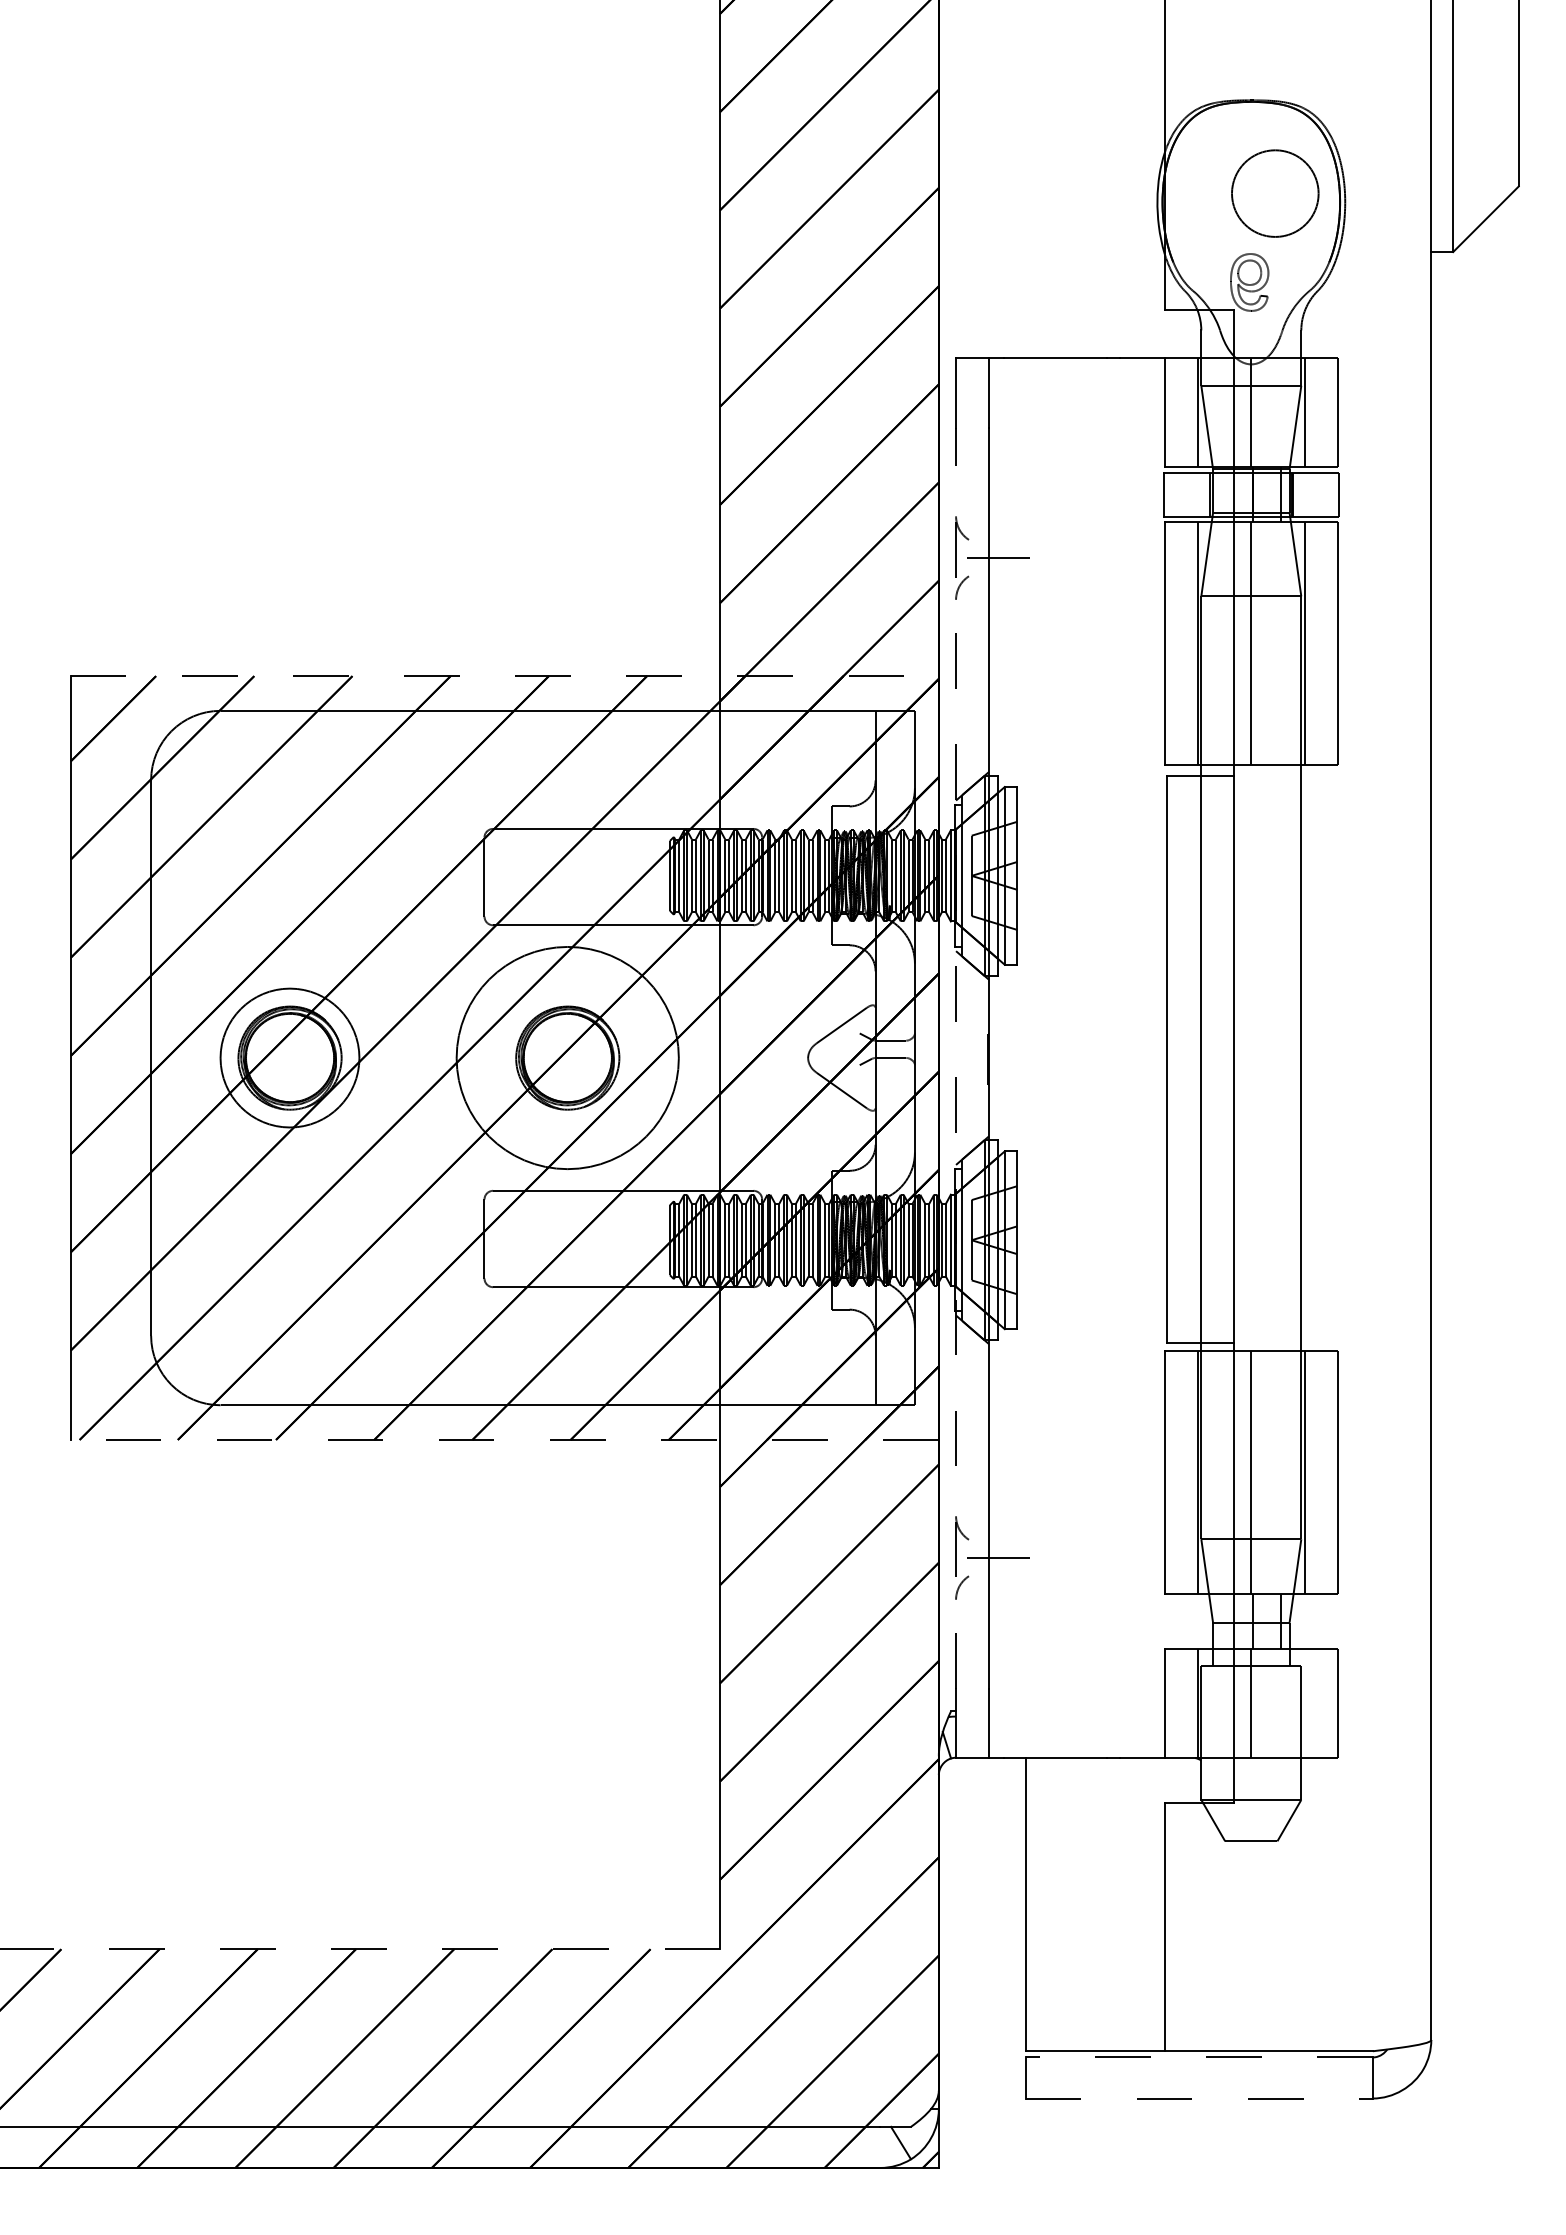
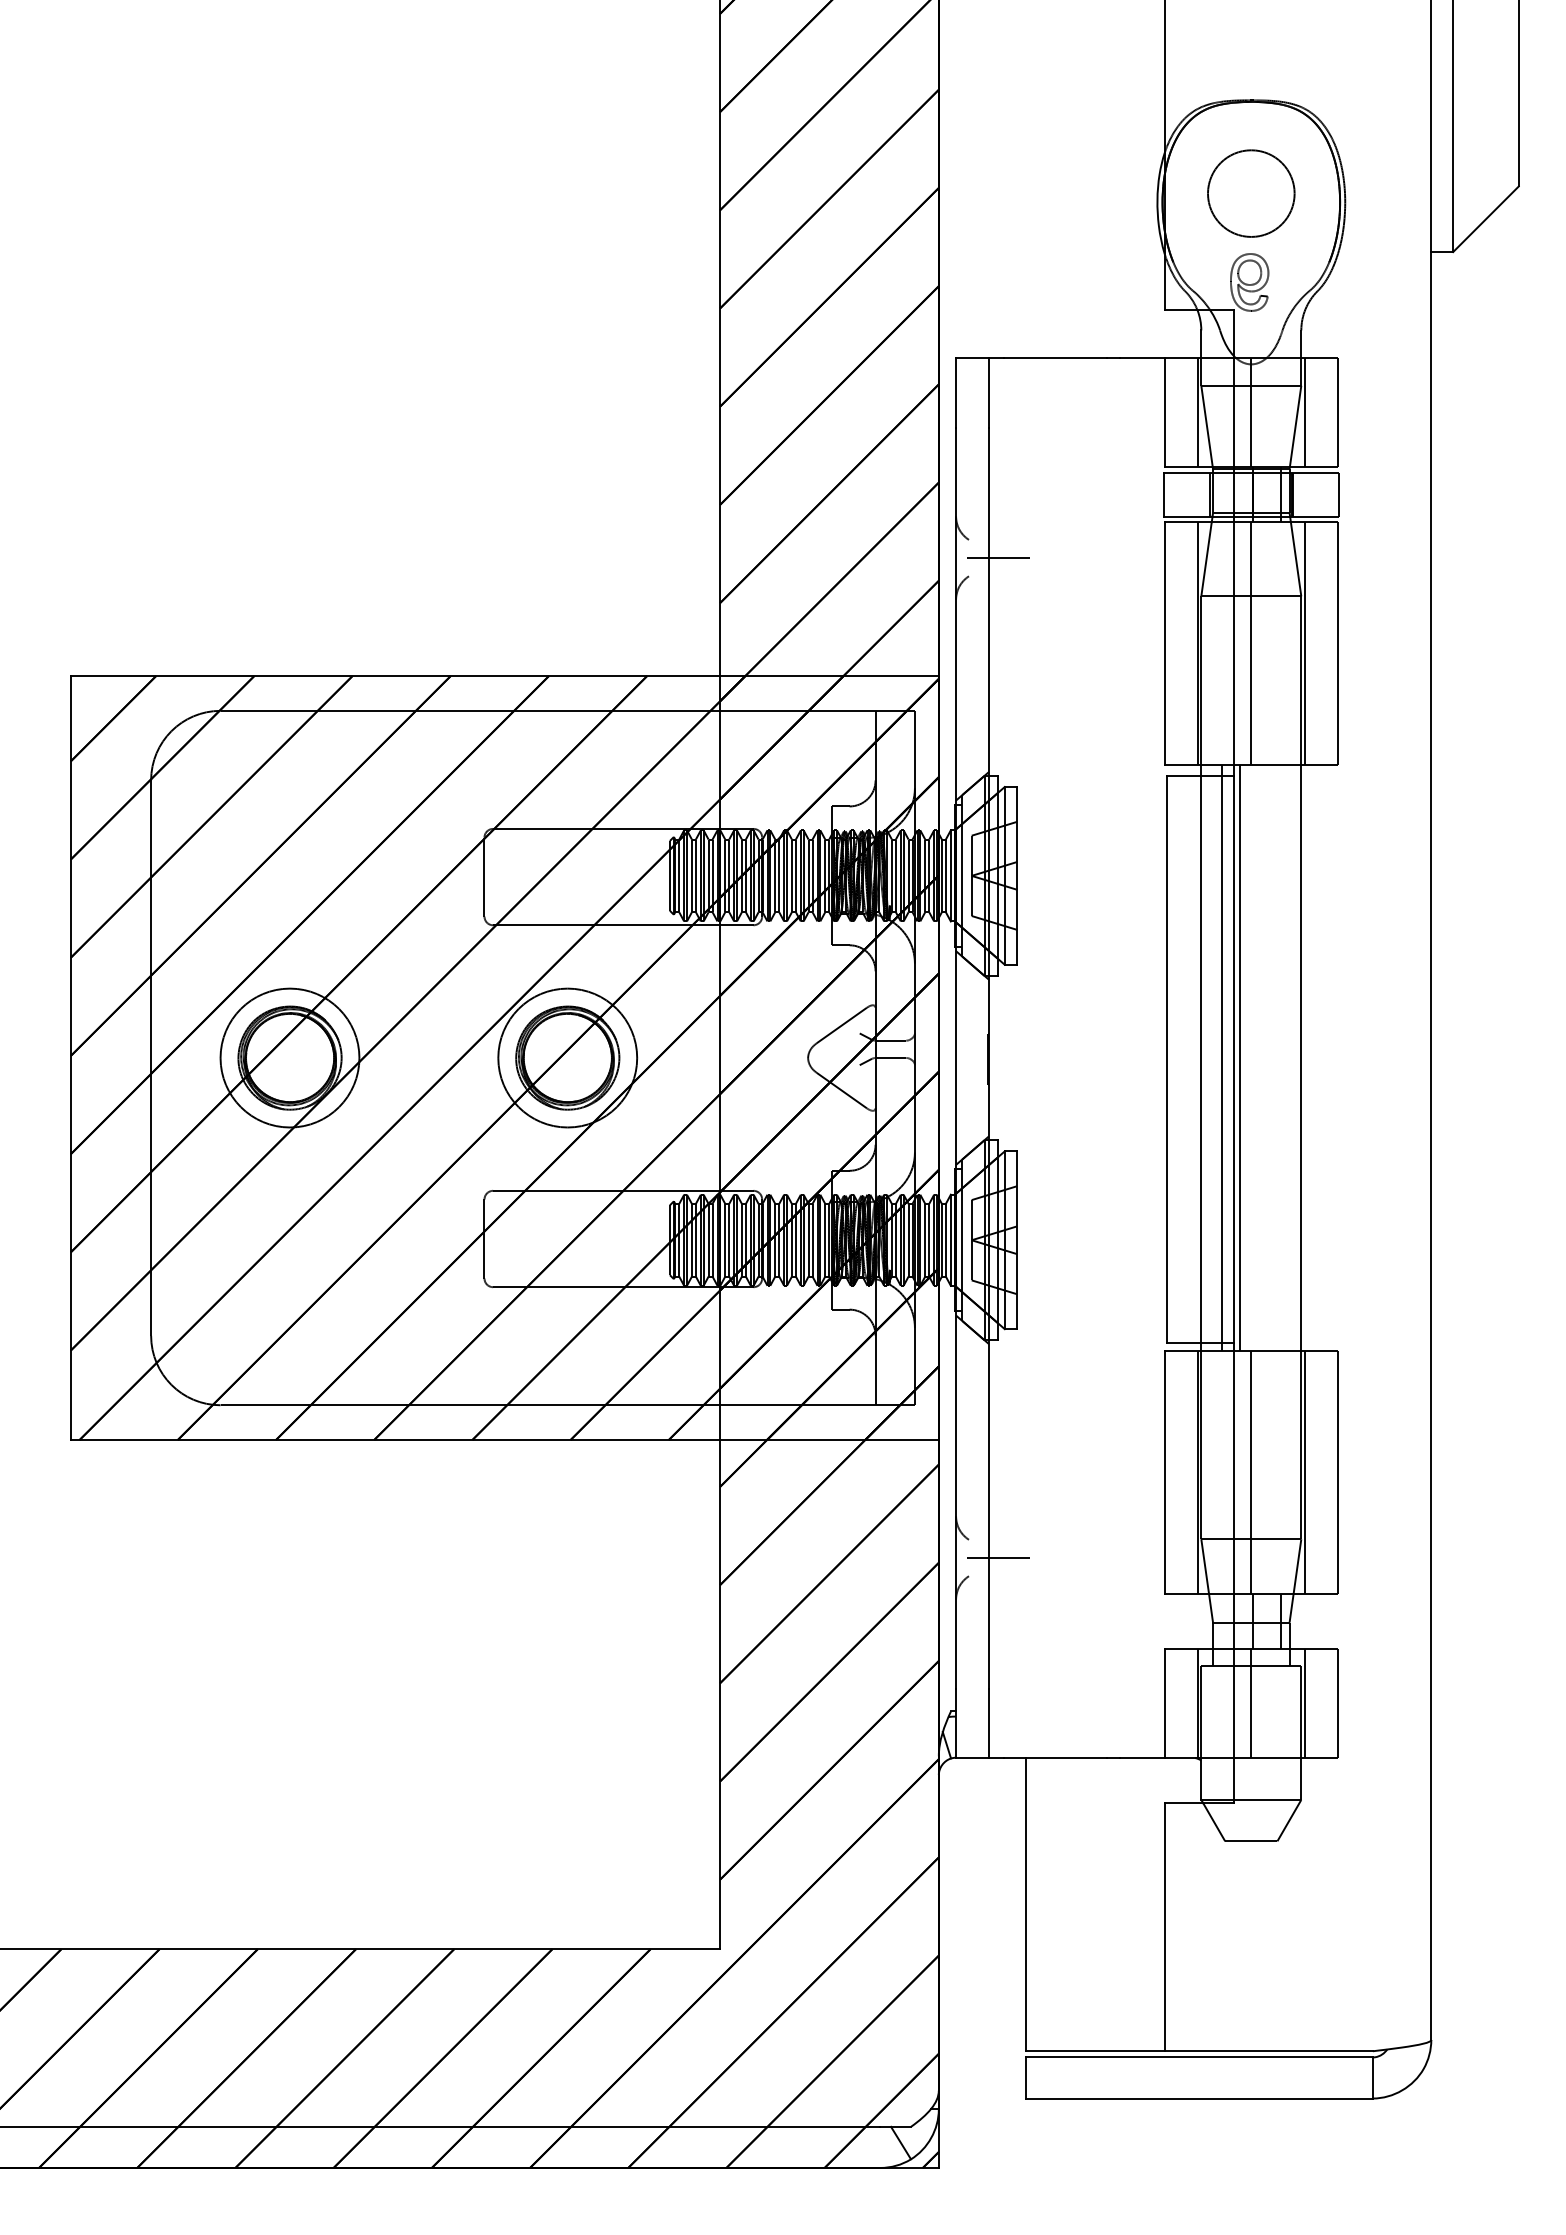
circle position: (1275, 193) -> (1251, 193) (1251, 193)
line: dashed -> solid (504, 676)
circle diameter: 222 px -> 139 px (567, 1057)
line: none -> present (1222, 1057)
line: none -> present (1240, 1057)
line: dashed -> solid (956, 1058)
line: dashed -> solid (504, 1439)
line: none -> present (1304, 1703)
line: dashed -> solid (359, 1949)
line: dashed -> solid (1199, 2057)
line: dashed -> solid (1199, 2098)
